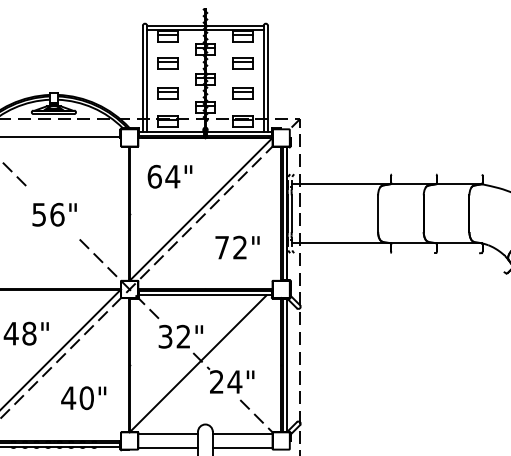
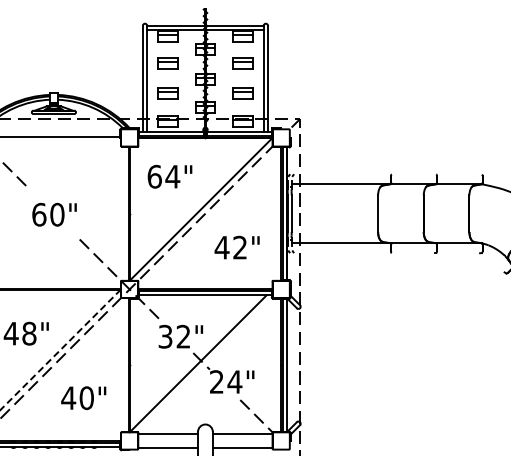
text: 56" -> 60" (48, 214)
text: 72" -> 42" (221, 247)
line: solid -> dashed (60, 349)
